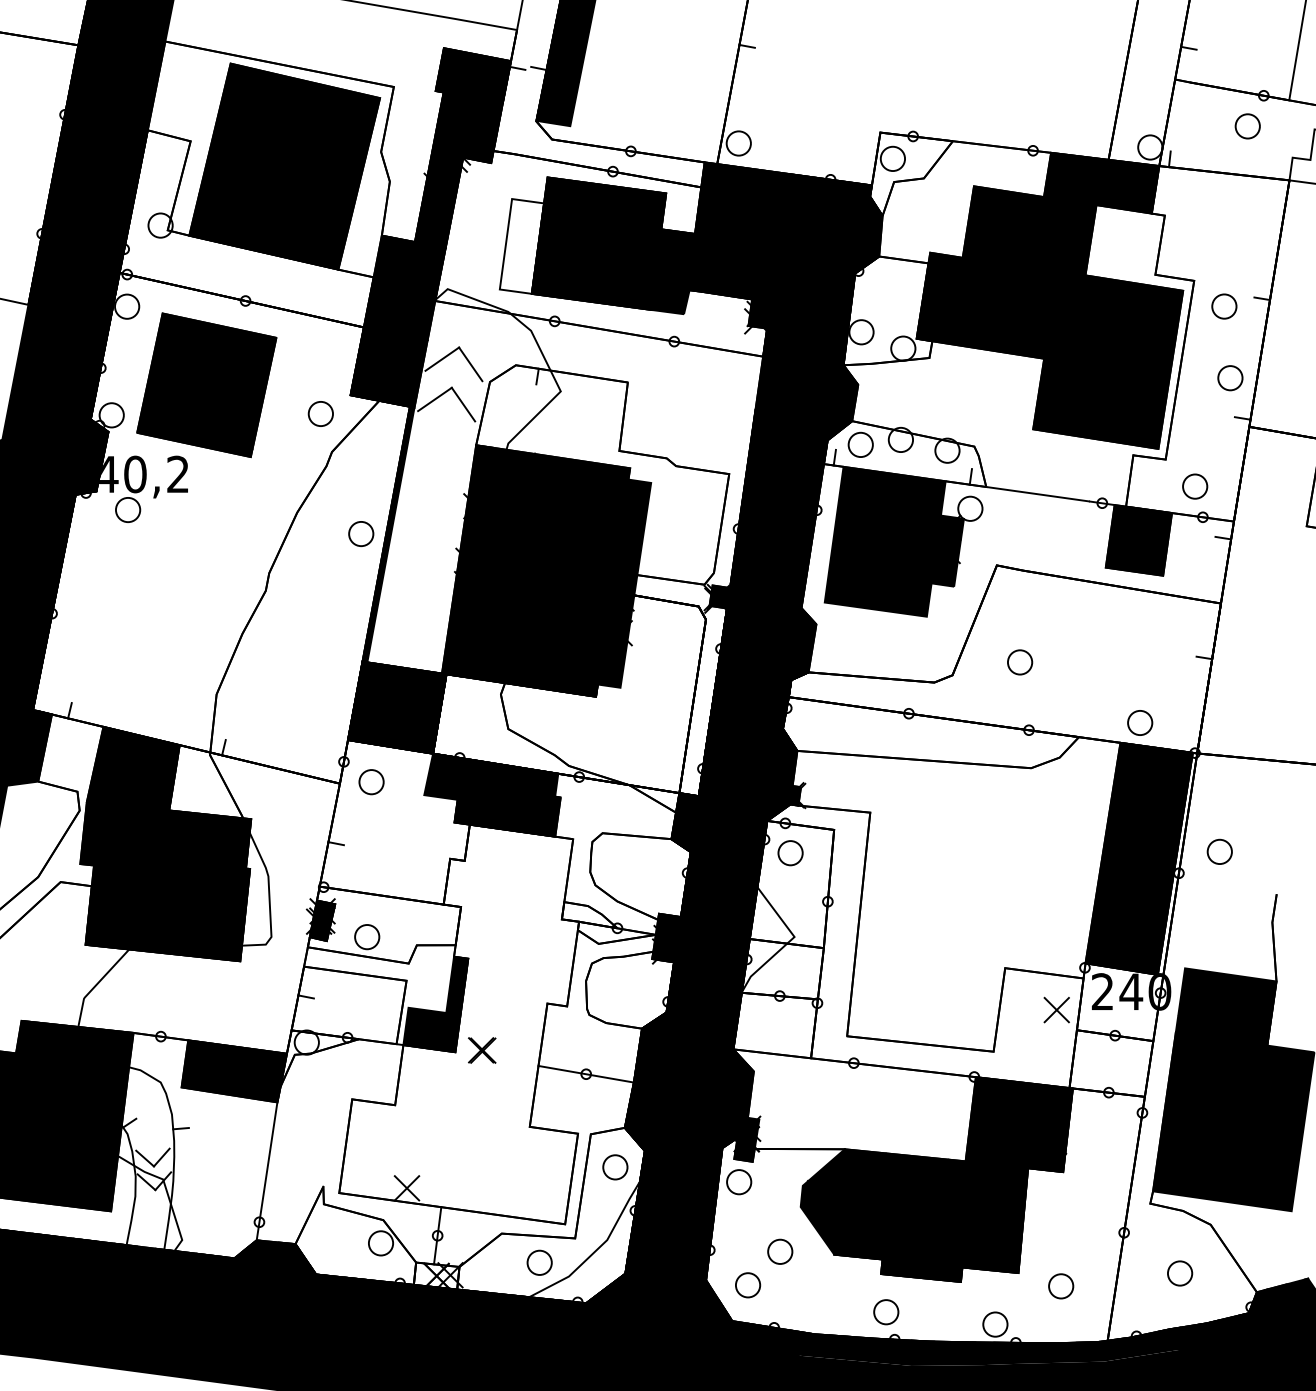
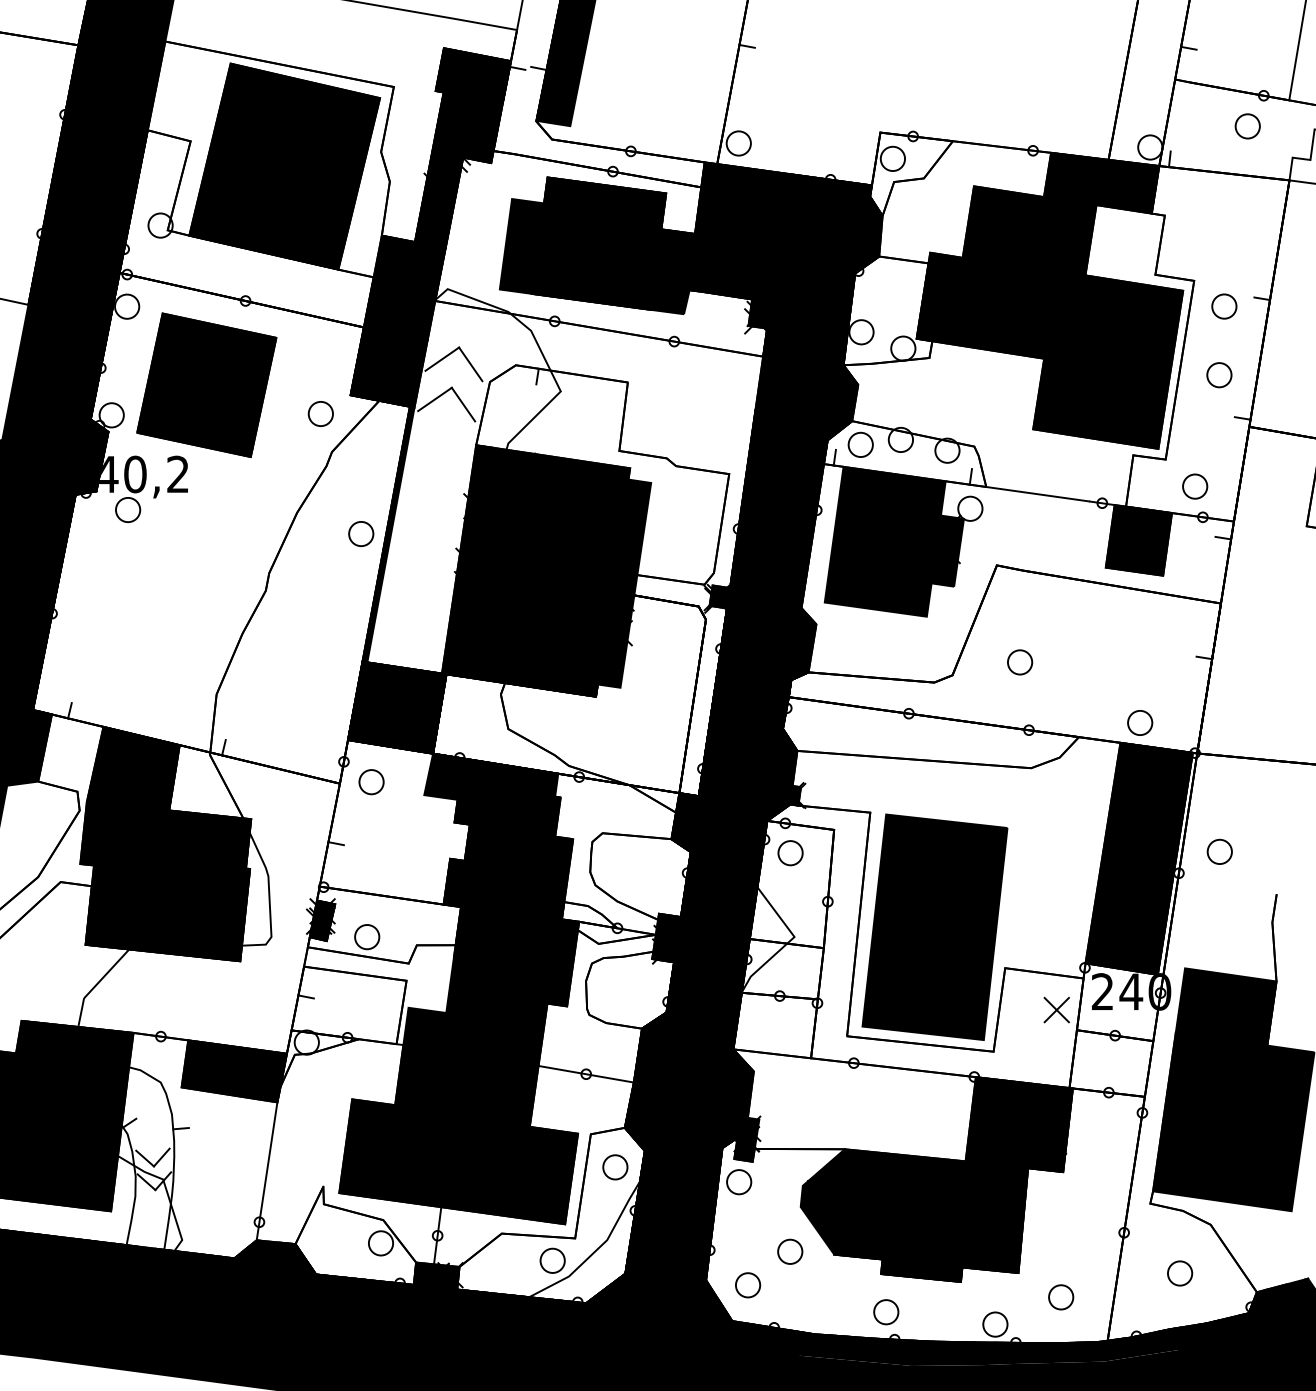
fill: none -> present (521, 246)
circle position: (1230, 378) -> (1219, 375) (1219, 375)
part: none -> present (934, 926)
fill: none -> present (459, 1024)
circle position: (780, 1251) -> (790, 1251) (790, 1251)
circle position: (539, 1262) -> (552, 1260) (552, 1260)
fill: none -> present (436, 1275)
circle position: (1061, 1286) -> (1061, 1297) (1061, 1297)
